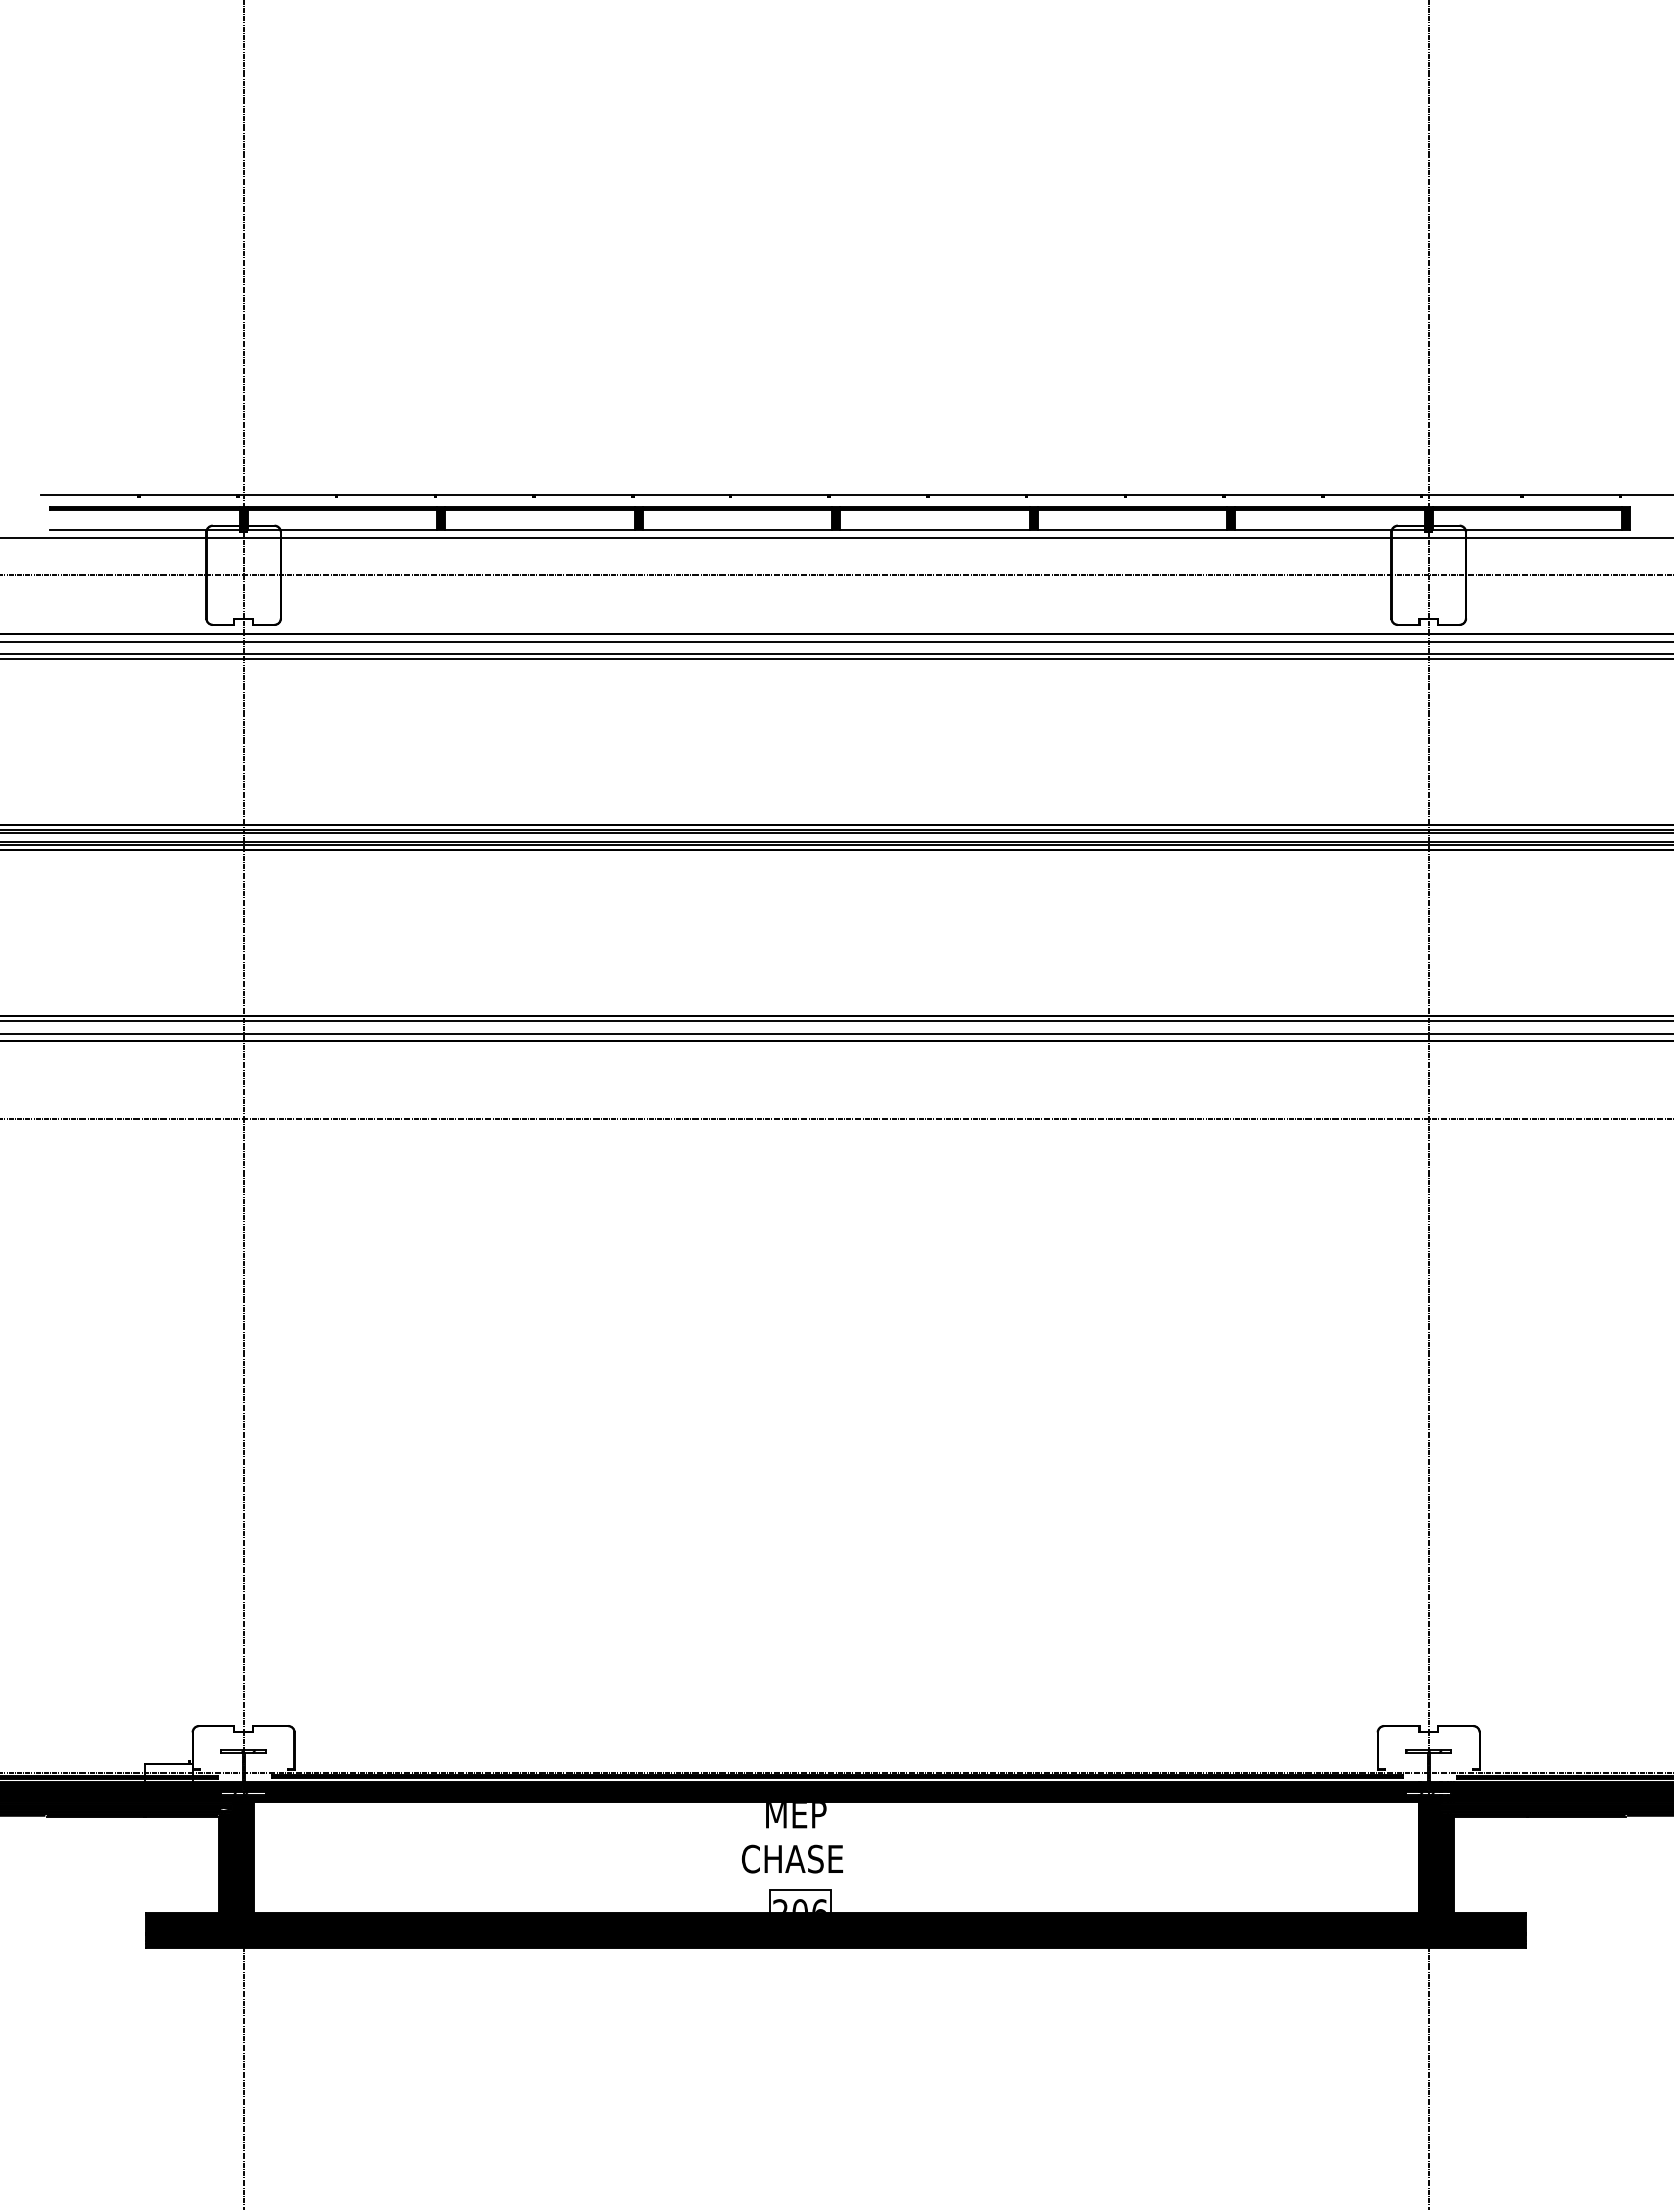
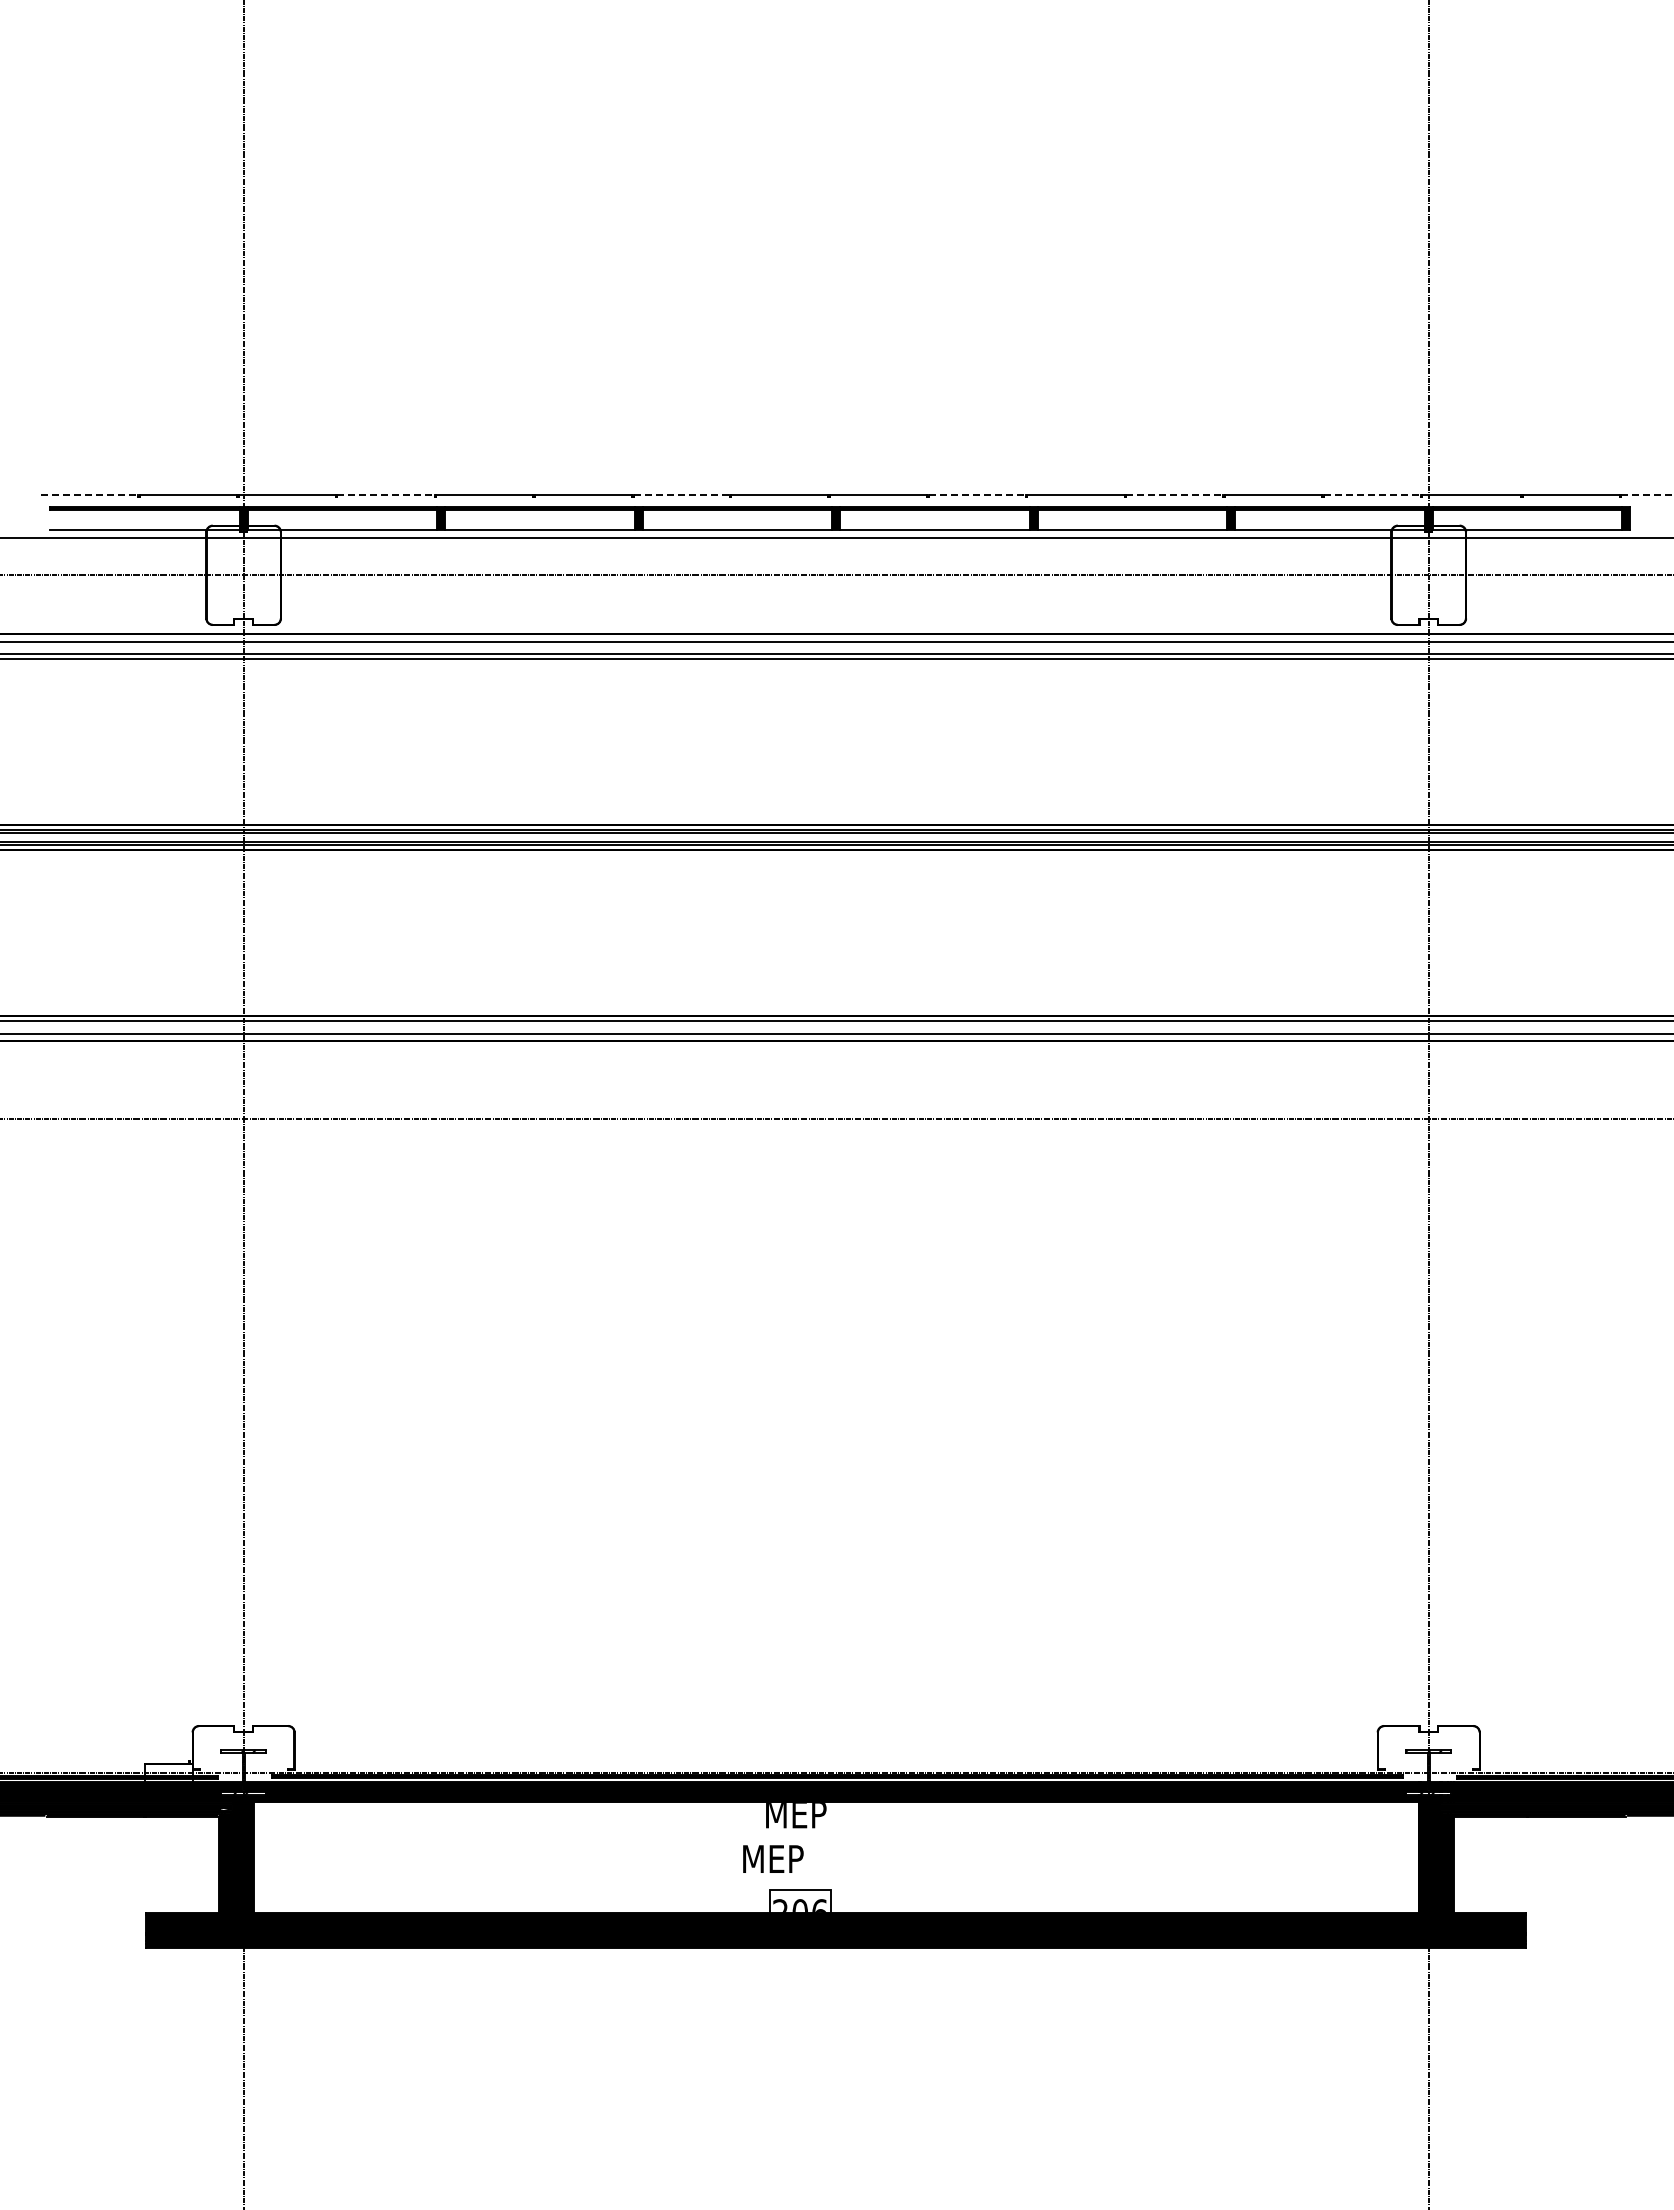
line: solid -> dashed (89, 495)
line: solid -> dashed (386, 495)
line: solid -> dashed (681, 495)
line: solid -> dashed (977, 495)
line: solid -> dashed (1174, 495)
line: solid -> dashed (1372, 495)
line: solid -> dashed (1648, 495)
text: CHASE -> MEP (792, 1858)
